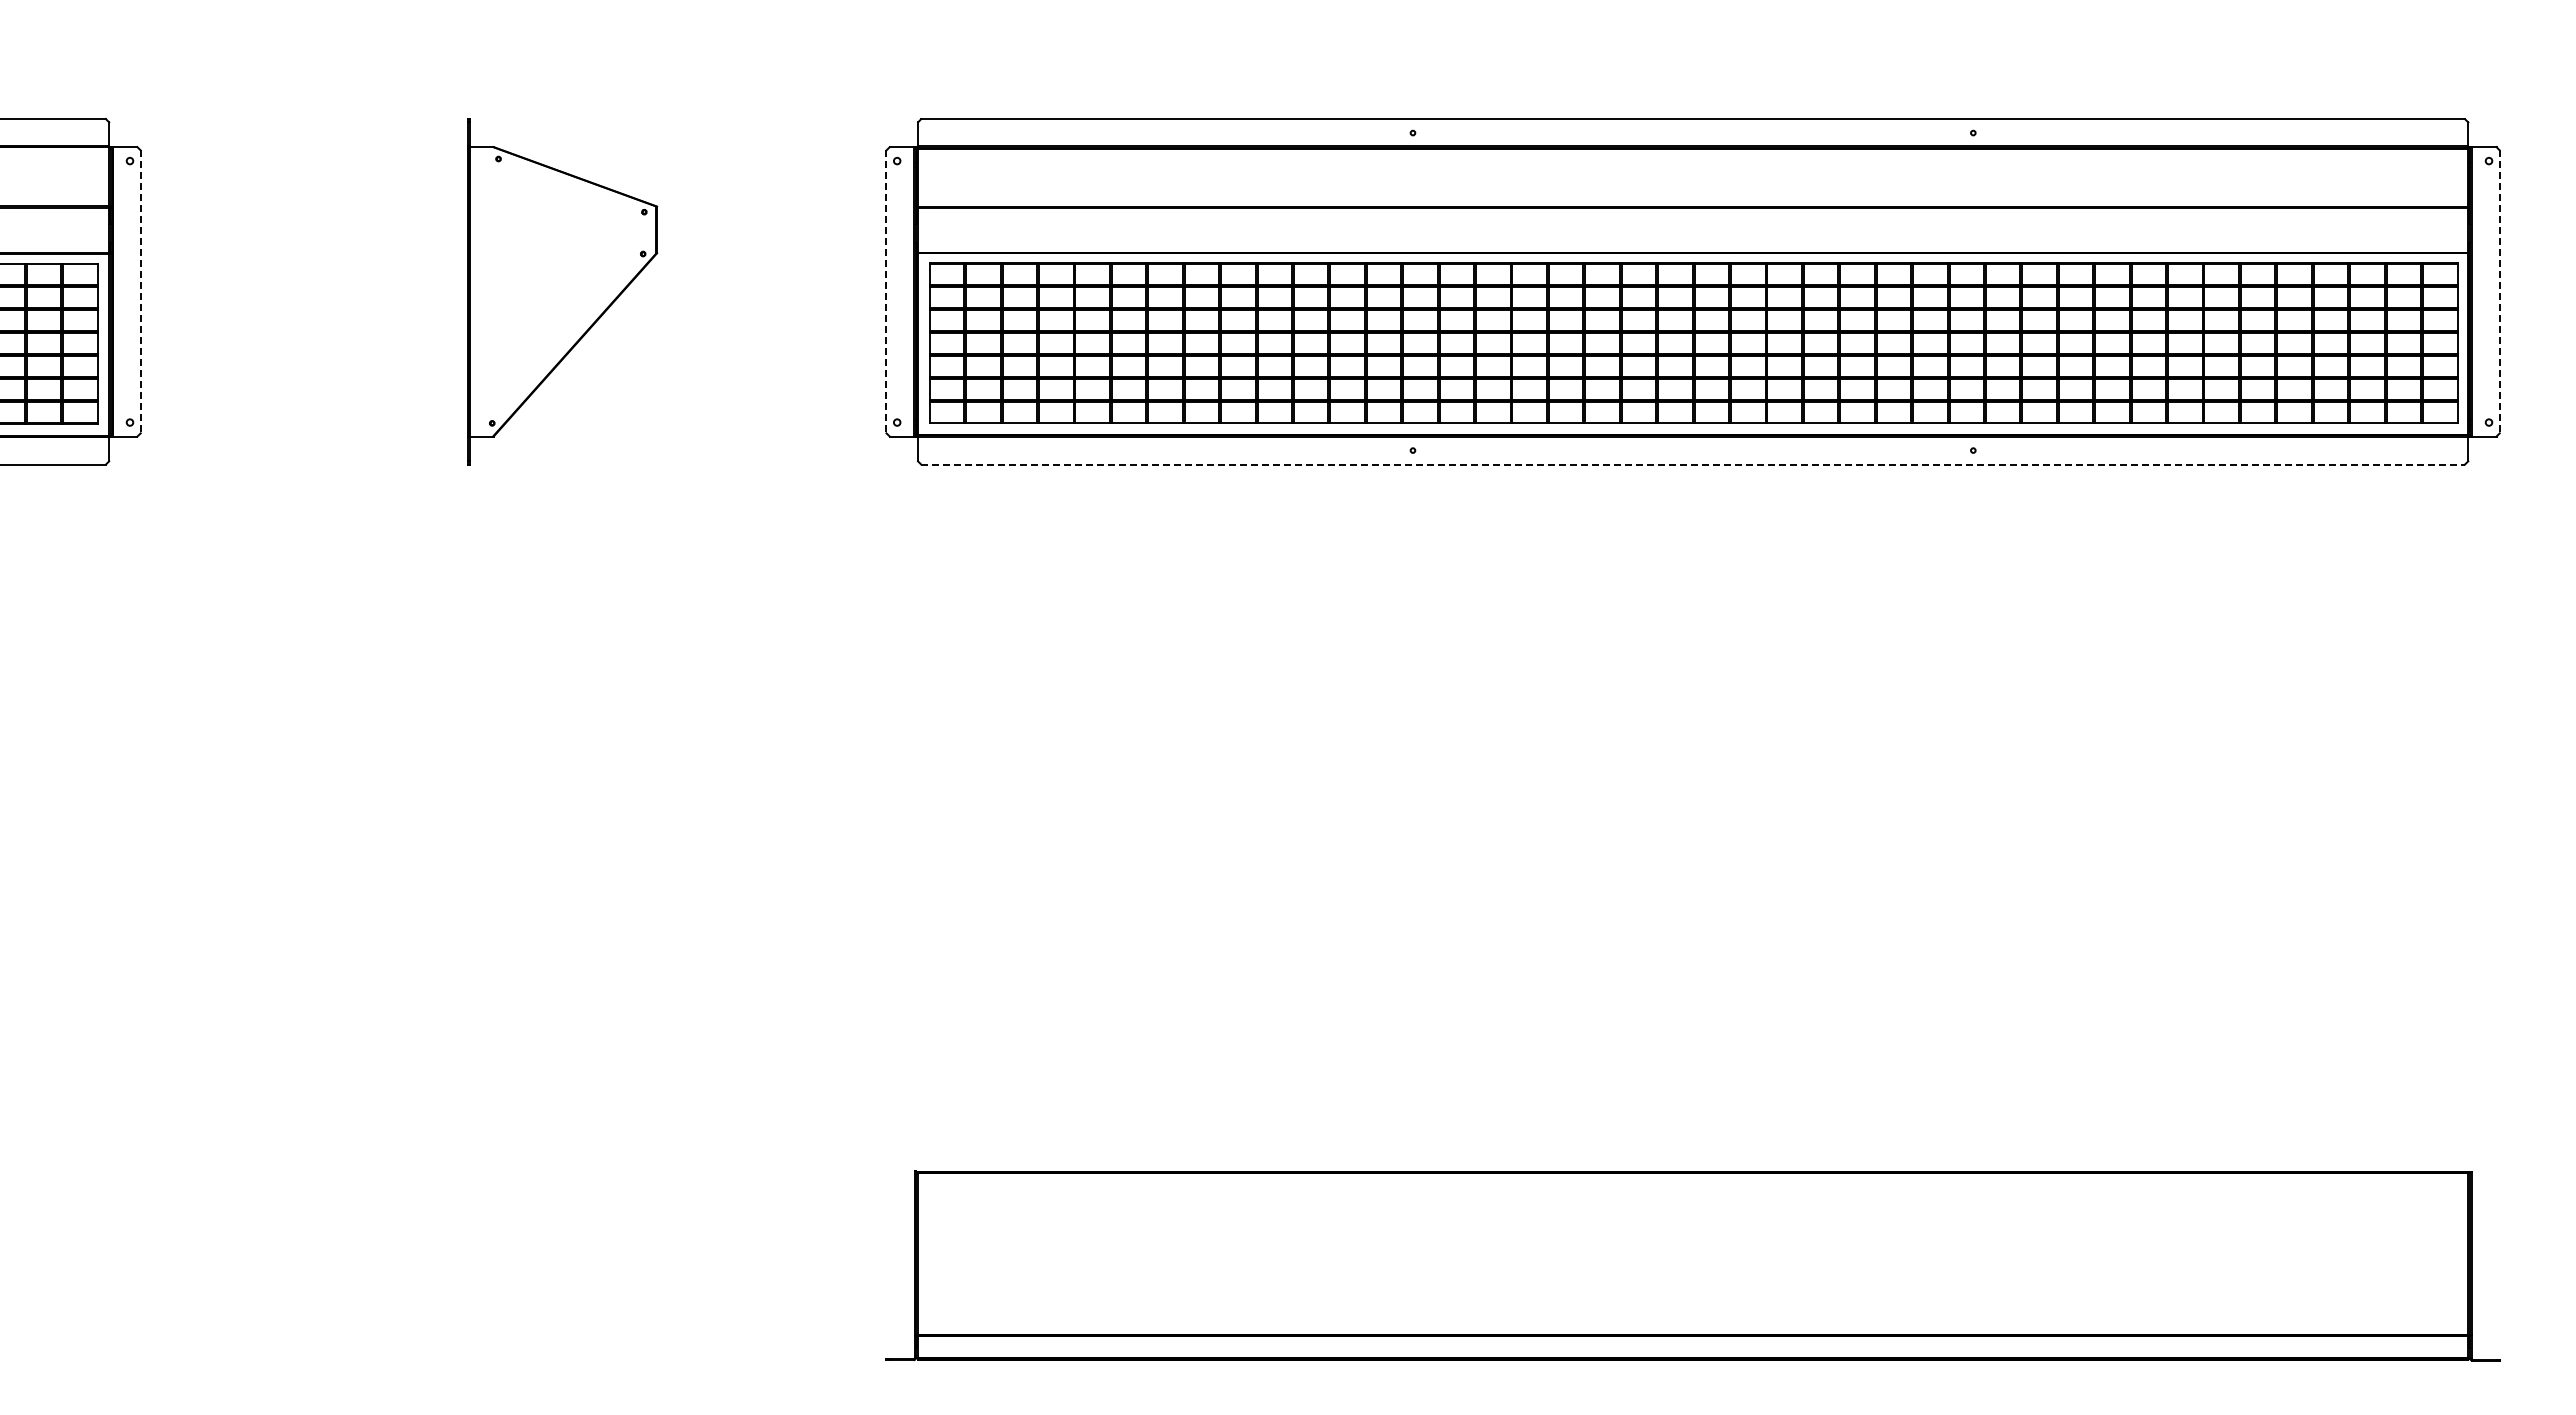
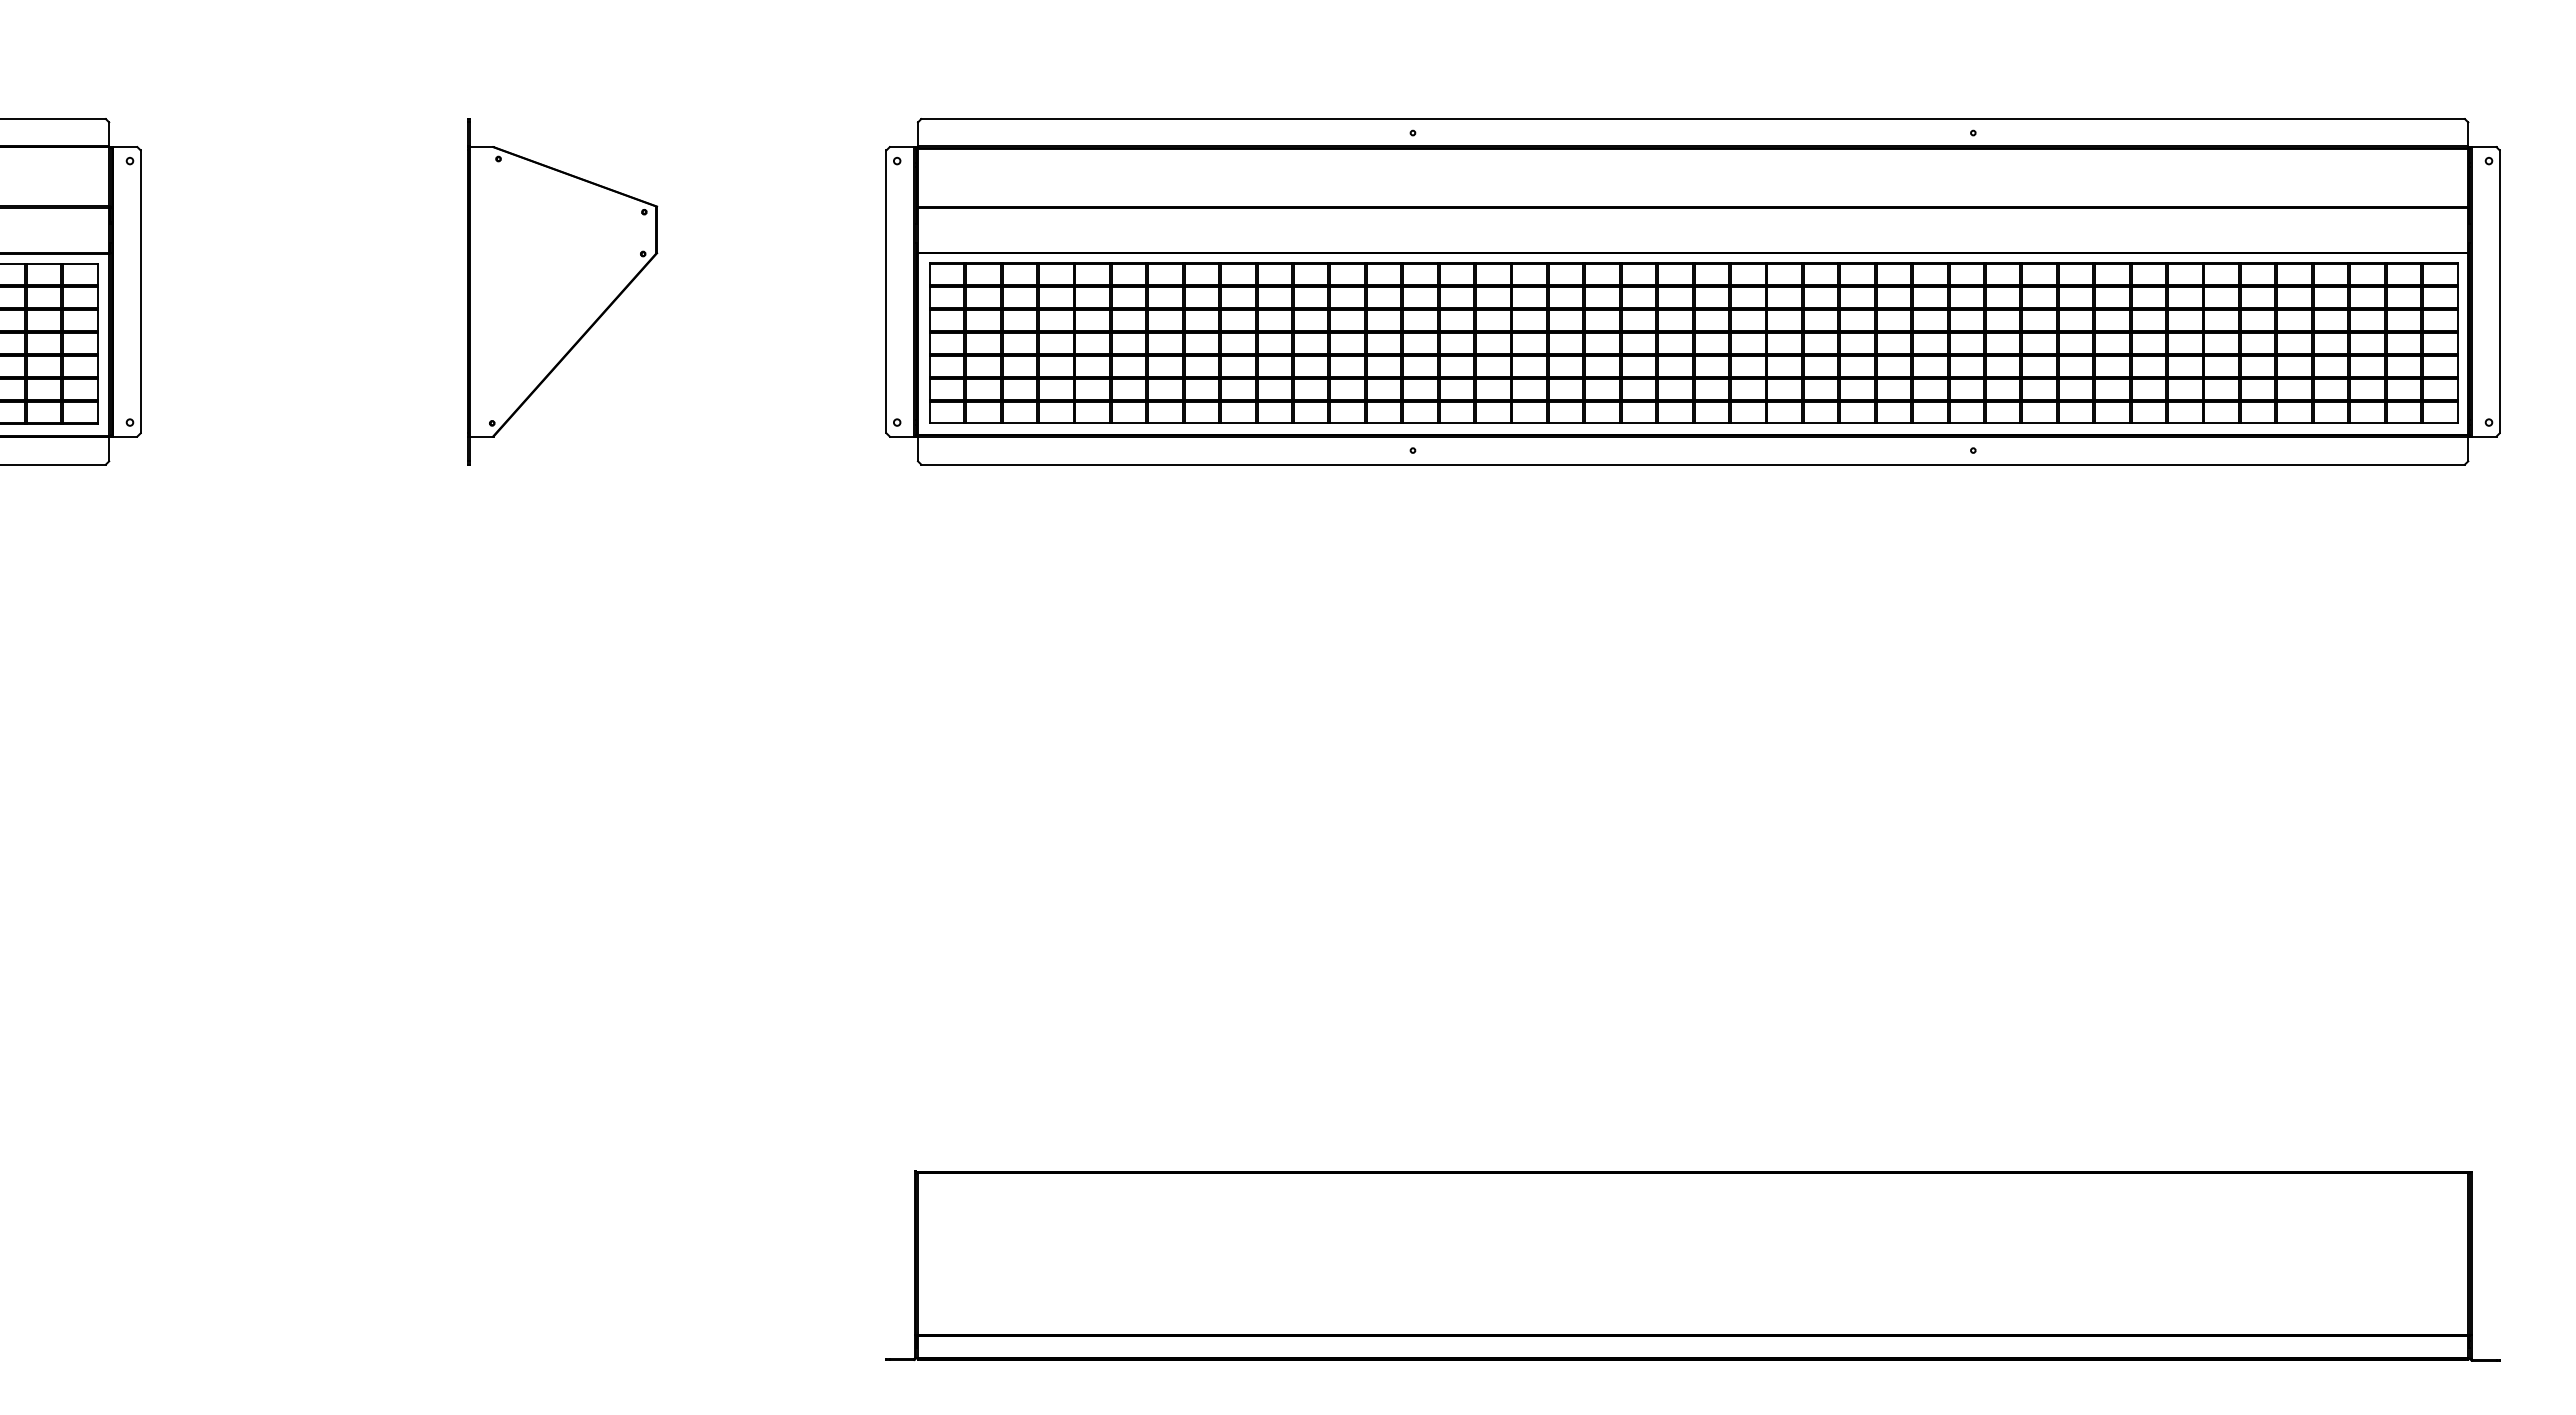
line: dashed -> solid (140, 292)
line: dashed -> solid (886, 292)
line: dashed -> solid (2499, 292)
line: dashed -> solid (1693, 464)
